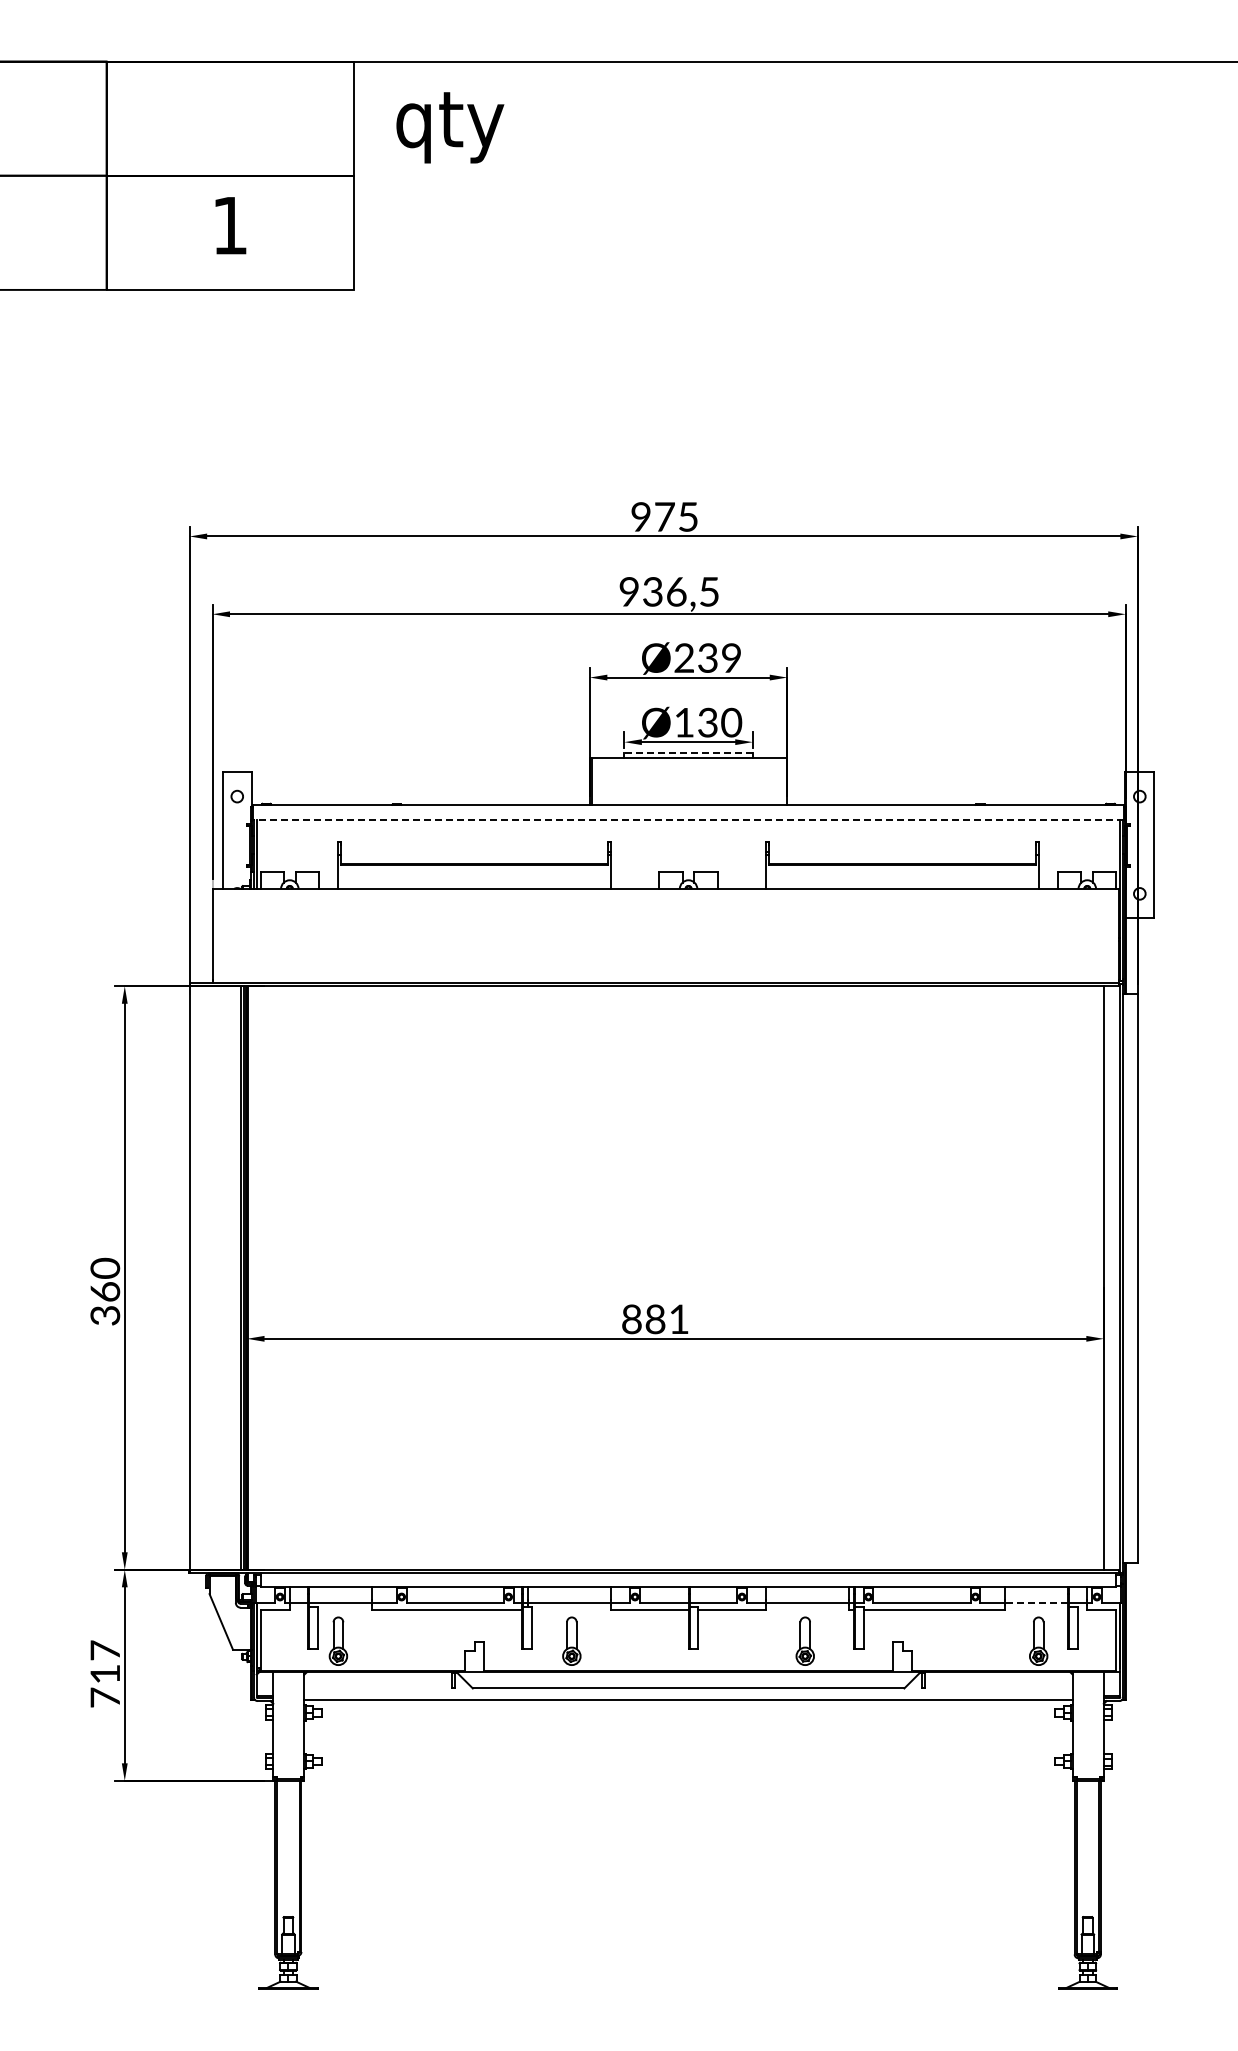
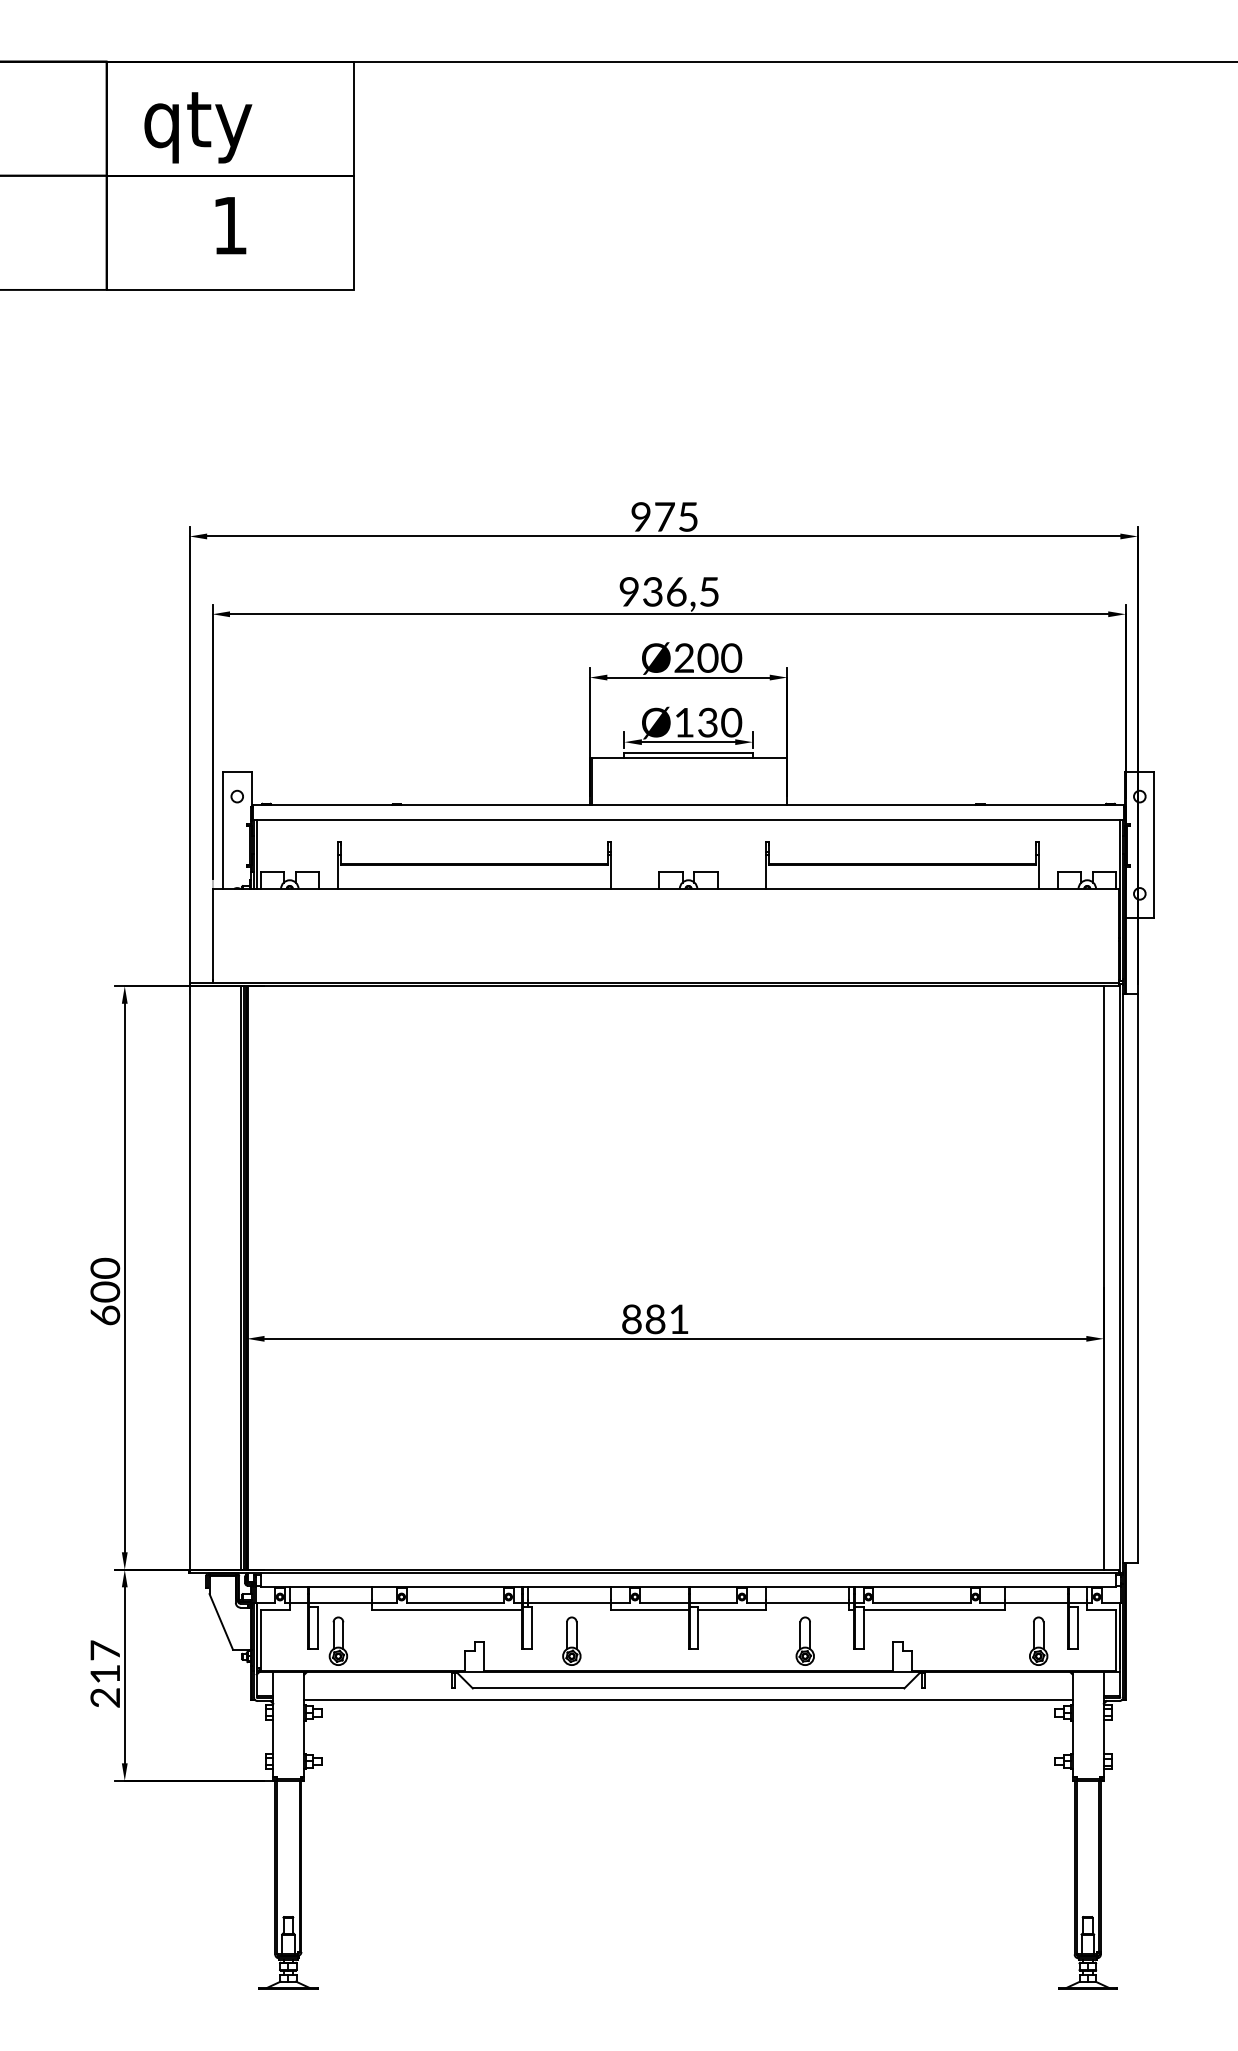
text position: (450, 127) -> (198, 127) (198, 127)
text: Ø239 -> Ø200 (719, 657)
line: dashed -> solid (688, 752)
line: dashed -> solid (688, 819)
text: 360 -> 600 (104, 1303)
line: dashed -> solid (1036, 1603)
text: 717 -> 217 (104, 1697)
